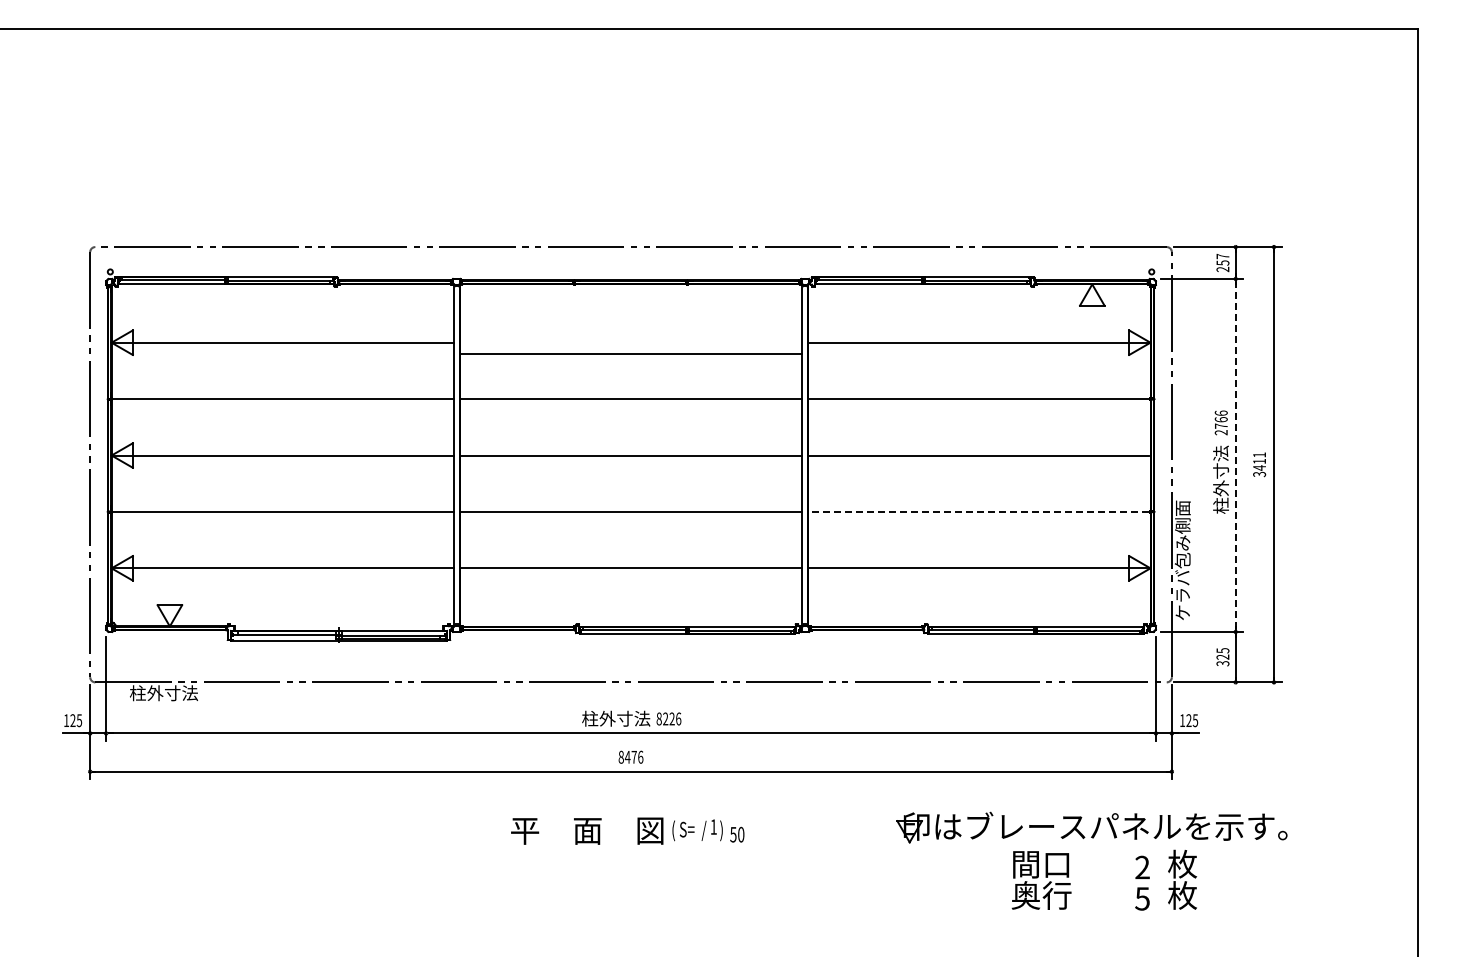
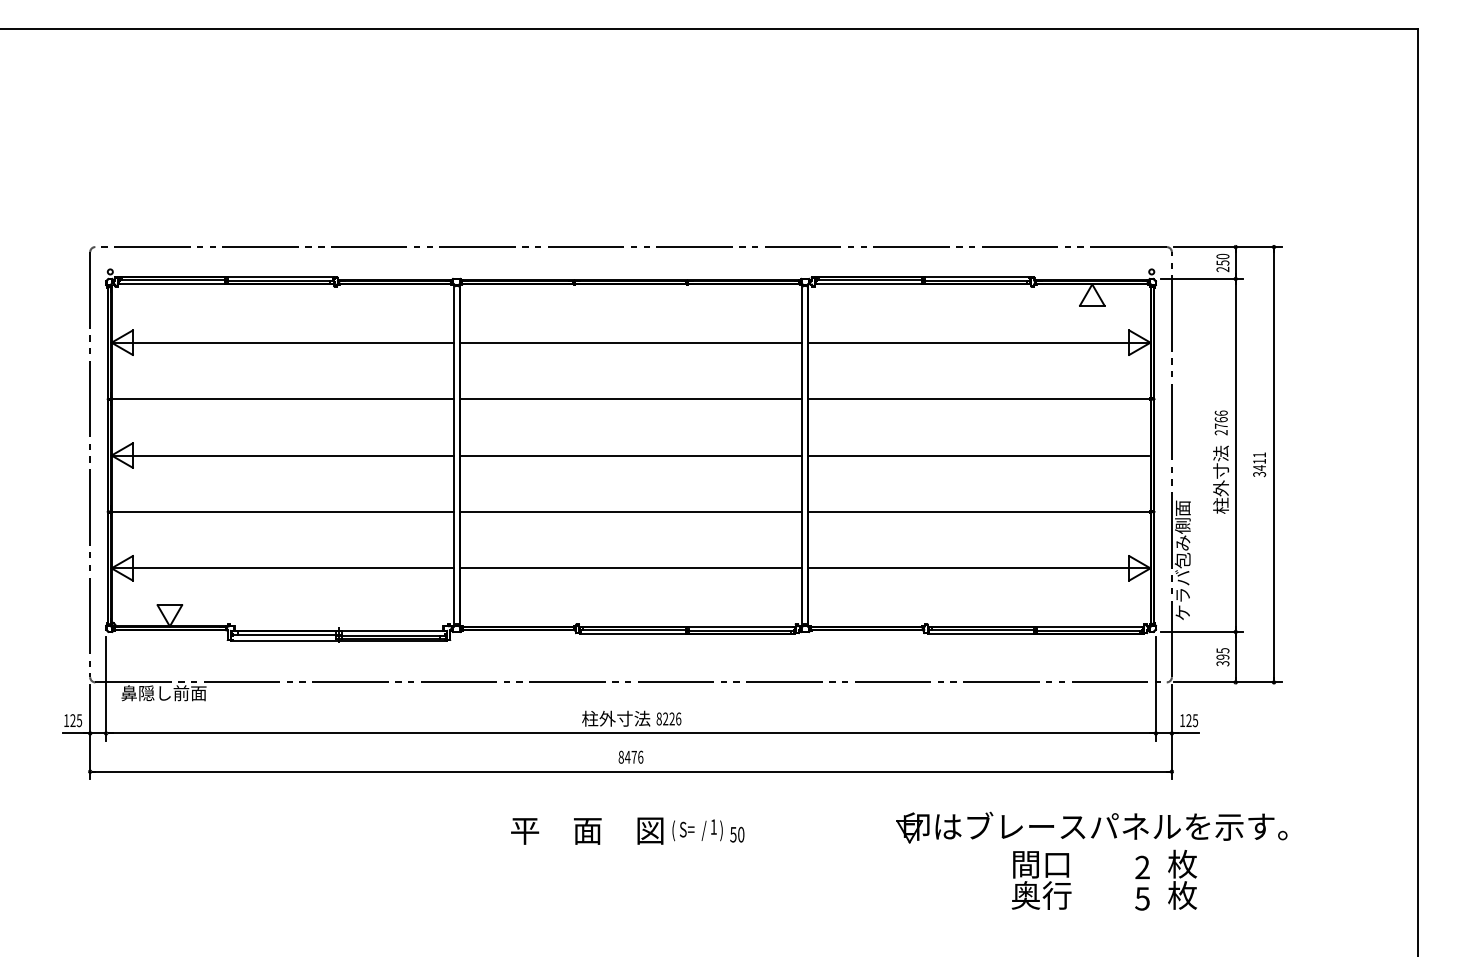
text: 257 -> 250 (1222, 256)
line position: (630, 353) -> (630, 342) (630, 342)
line: dashed -> solid (1235, 454)
line: dashed -> solid (978, 511)
text: 325 -> 395 (1223, 656)
text: 柱外寸法 -> 鼻隠し前面 (163, 693)
